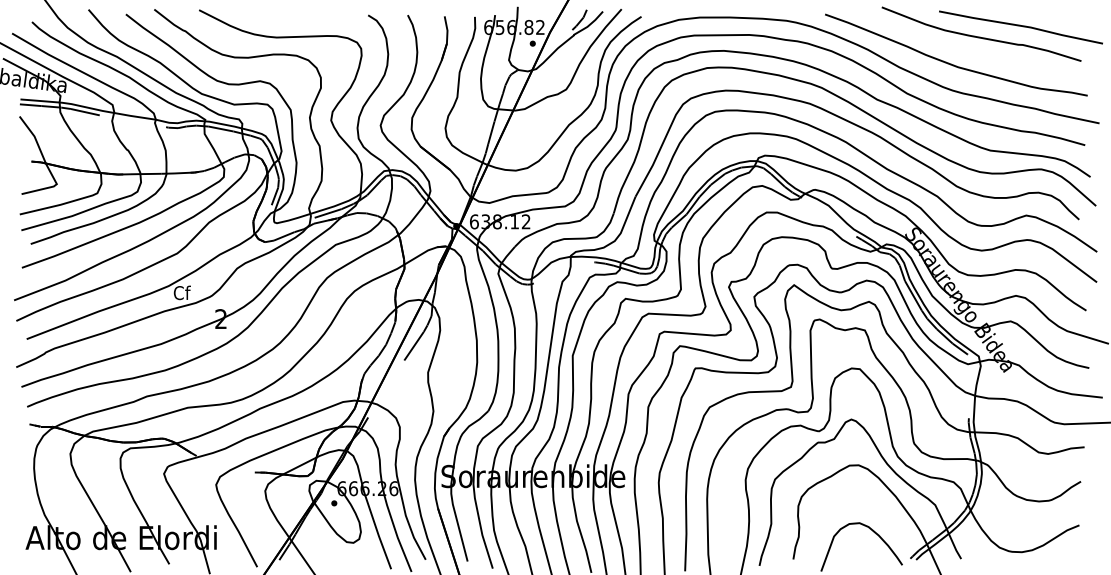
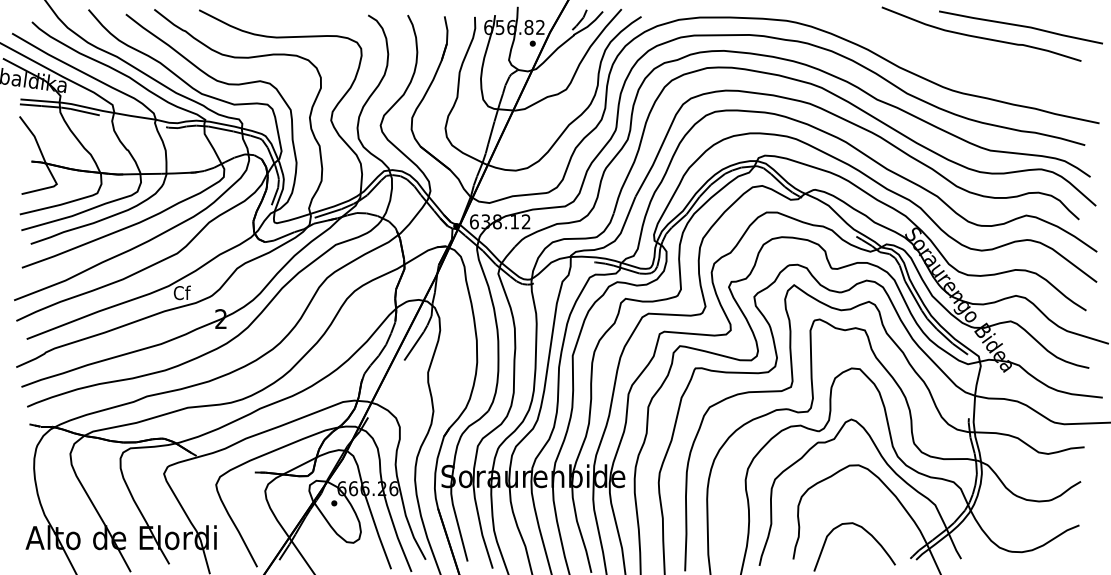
curve: present -> none (954, 64)
curve position: (874, 533) -> (867, 533) (867, 533)
